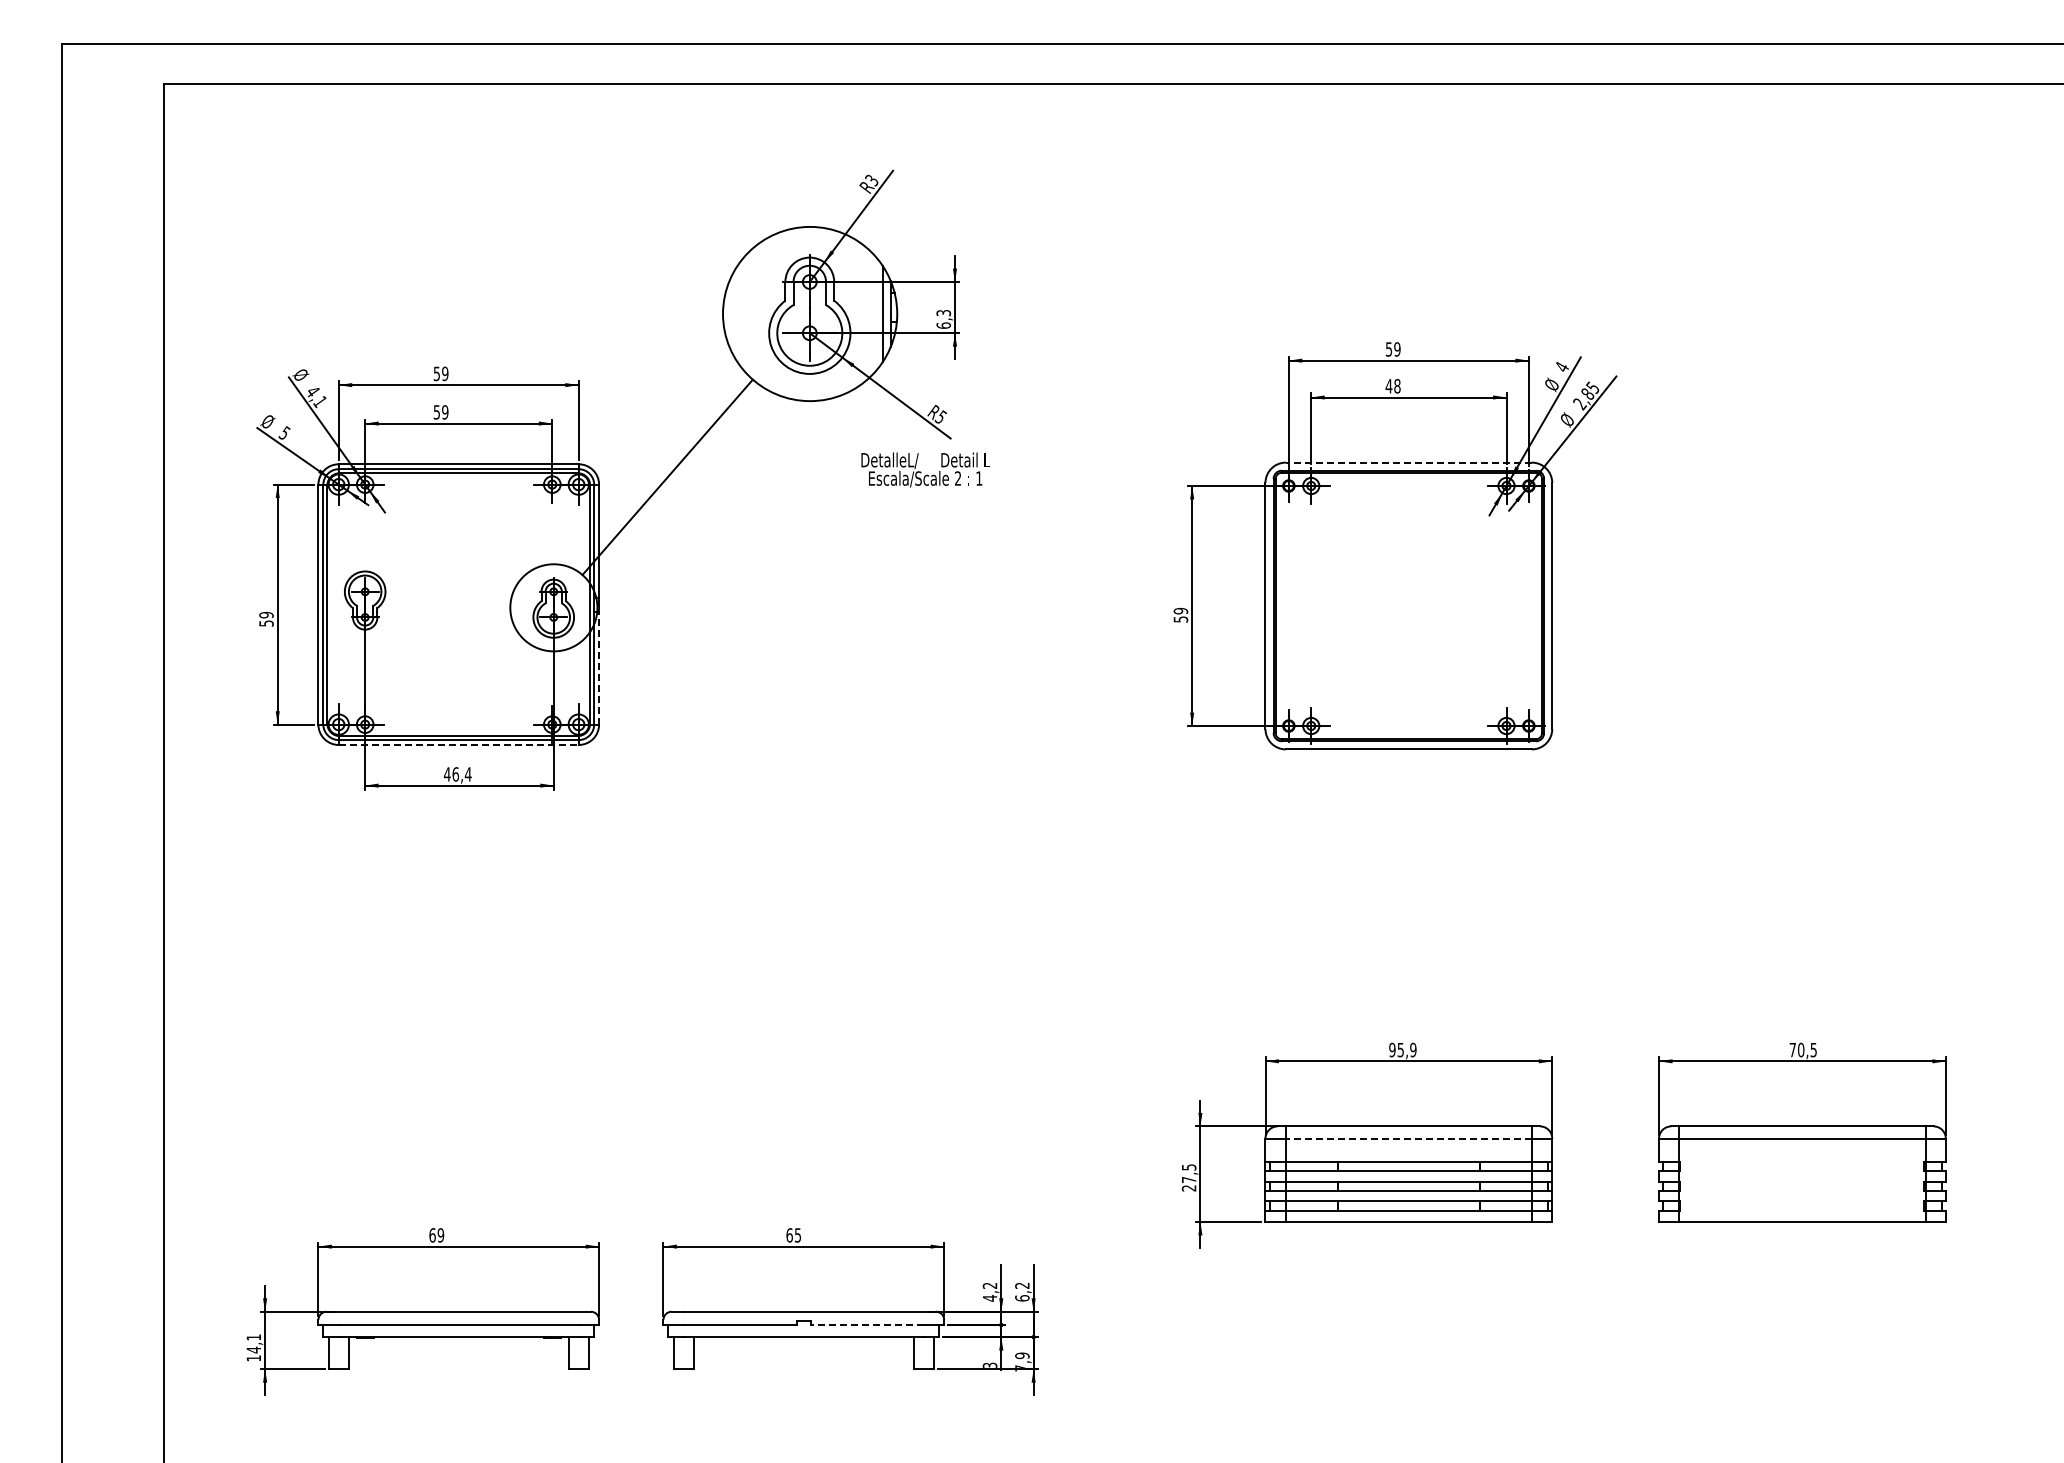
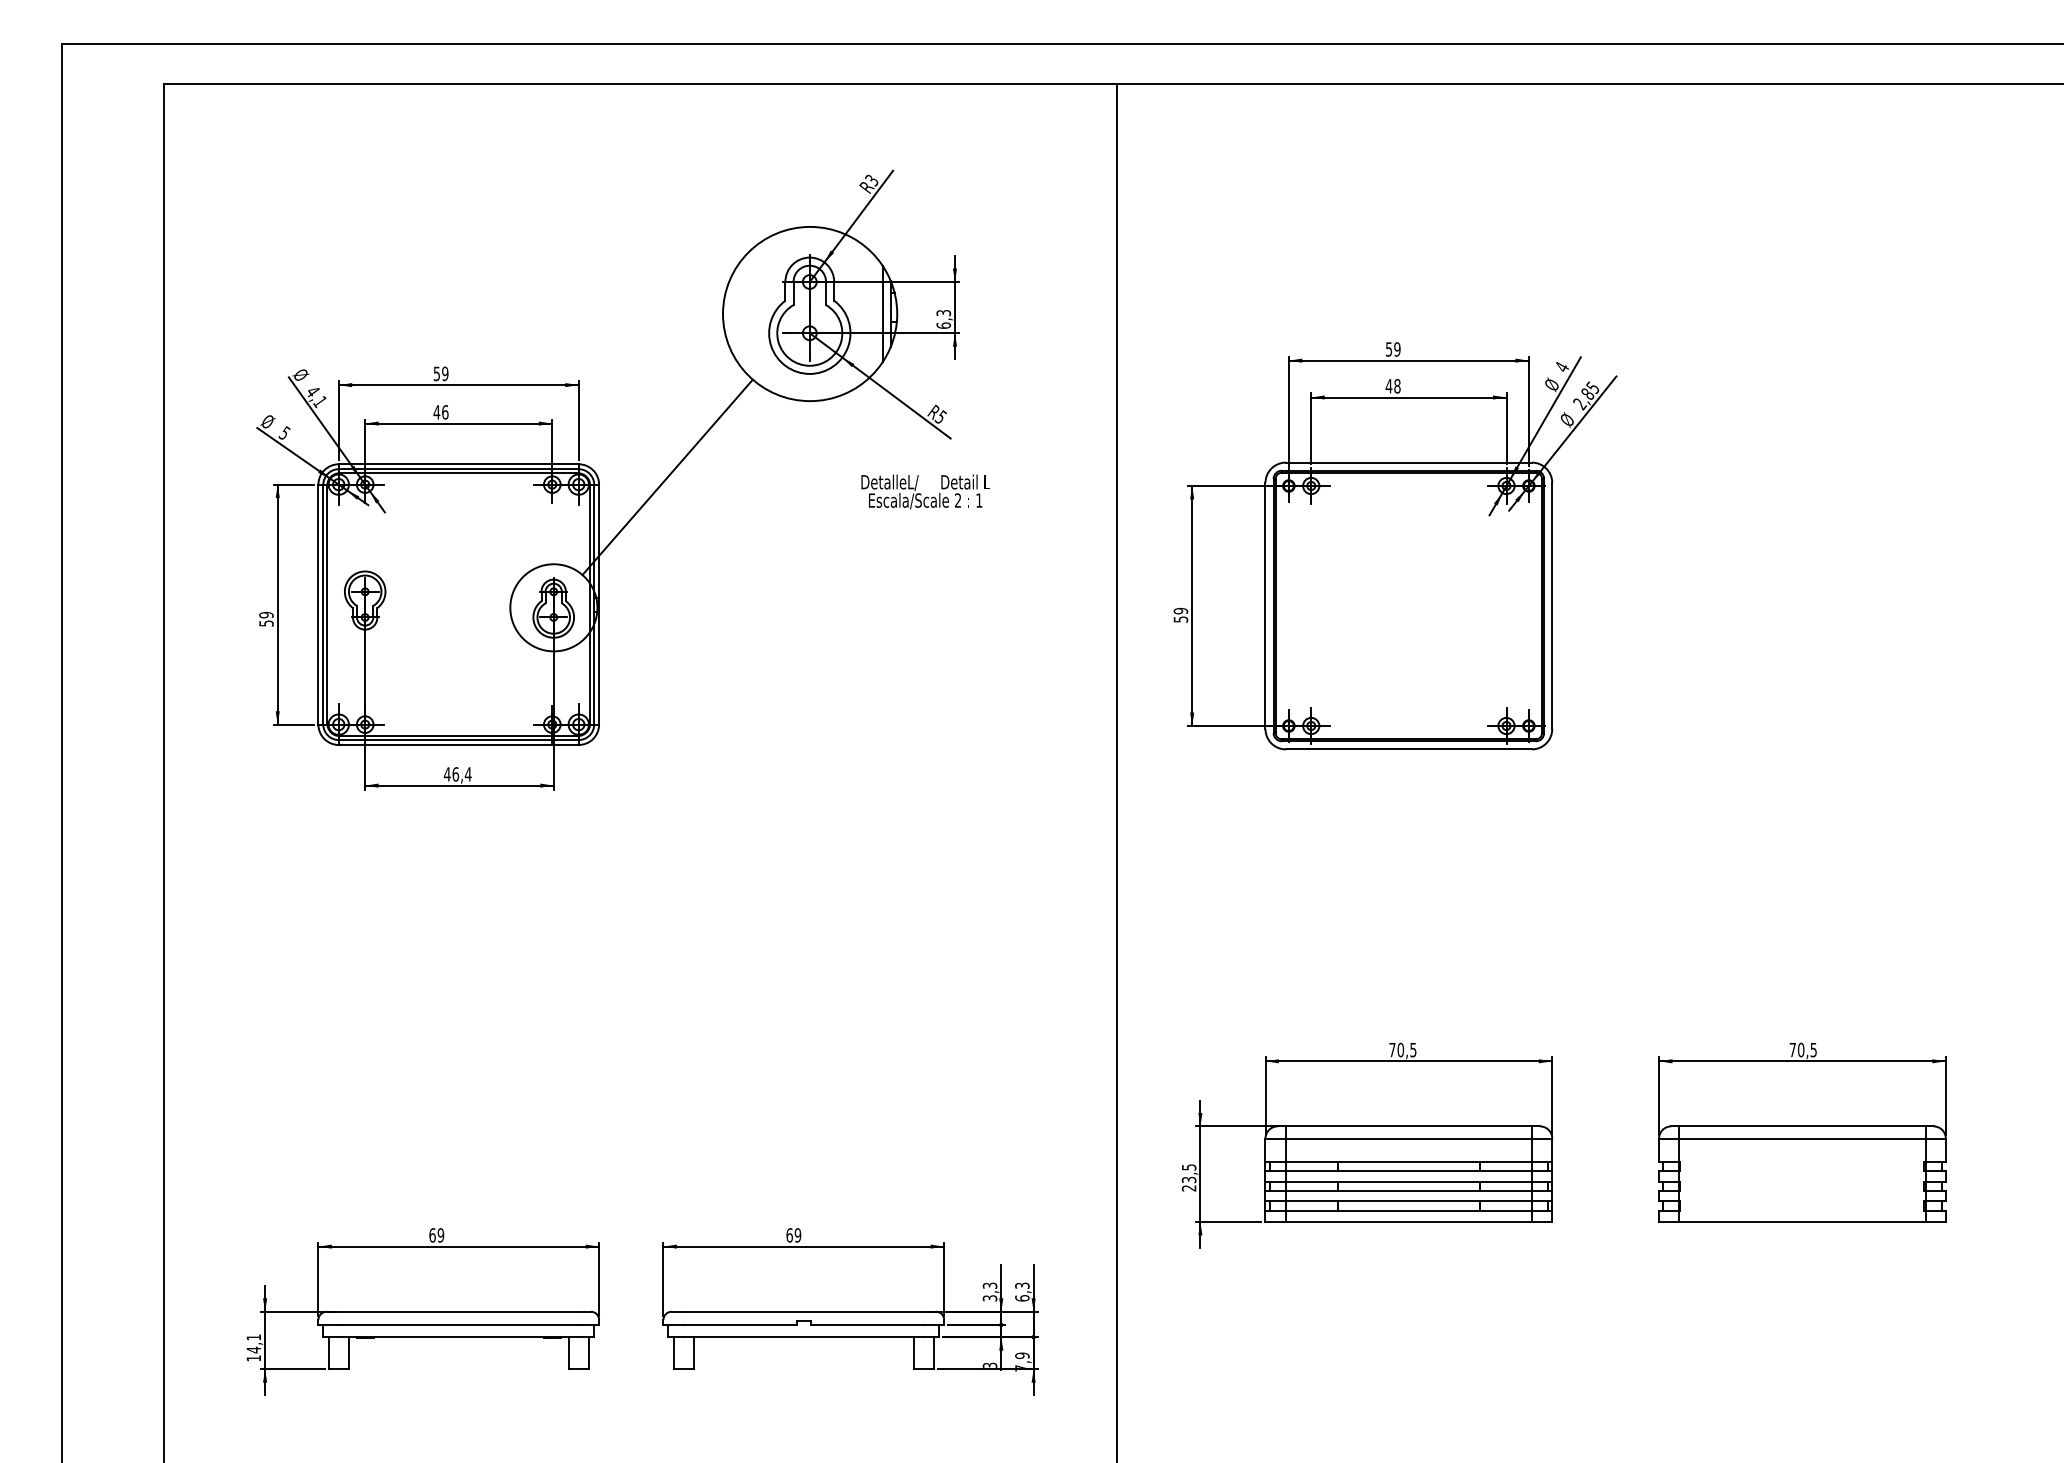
text: 59 -> 46 (440, 412)
line: dashed -> solid (1408, 462)
text position: (925, 469) -> (925, 491) (925, 491)
line: dashed -> solid (599, 667)
line: dashed -> solid (459, 744)
line: none -> present (1116, 771)
text: 95,9 -> 70,5 (1402, 1049)
line: dashed -> solid (1408, 1138)
text: 27,5 -> 23,5 (1188, 1179)
text: 65 -> 69 (797, 1235)
text: 6,2 -> 6,3 (1022, 1285)
text: 4,2 -> 3,3 (989, 1291)
line: dashed -> solid (866, 1324)
